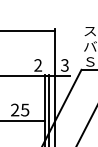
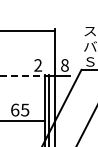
text: 3 -> 8 (64, 65)
line: solid -> dashed (22, 76)
text: 25 -> 65 (15, 109)
